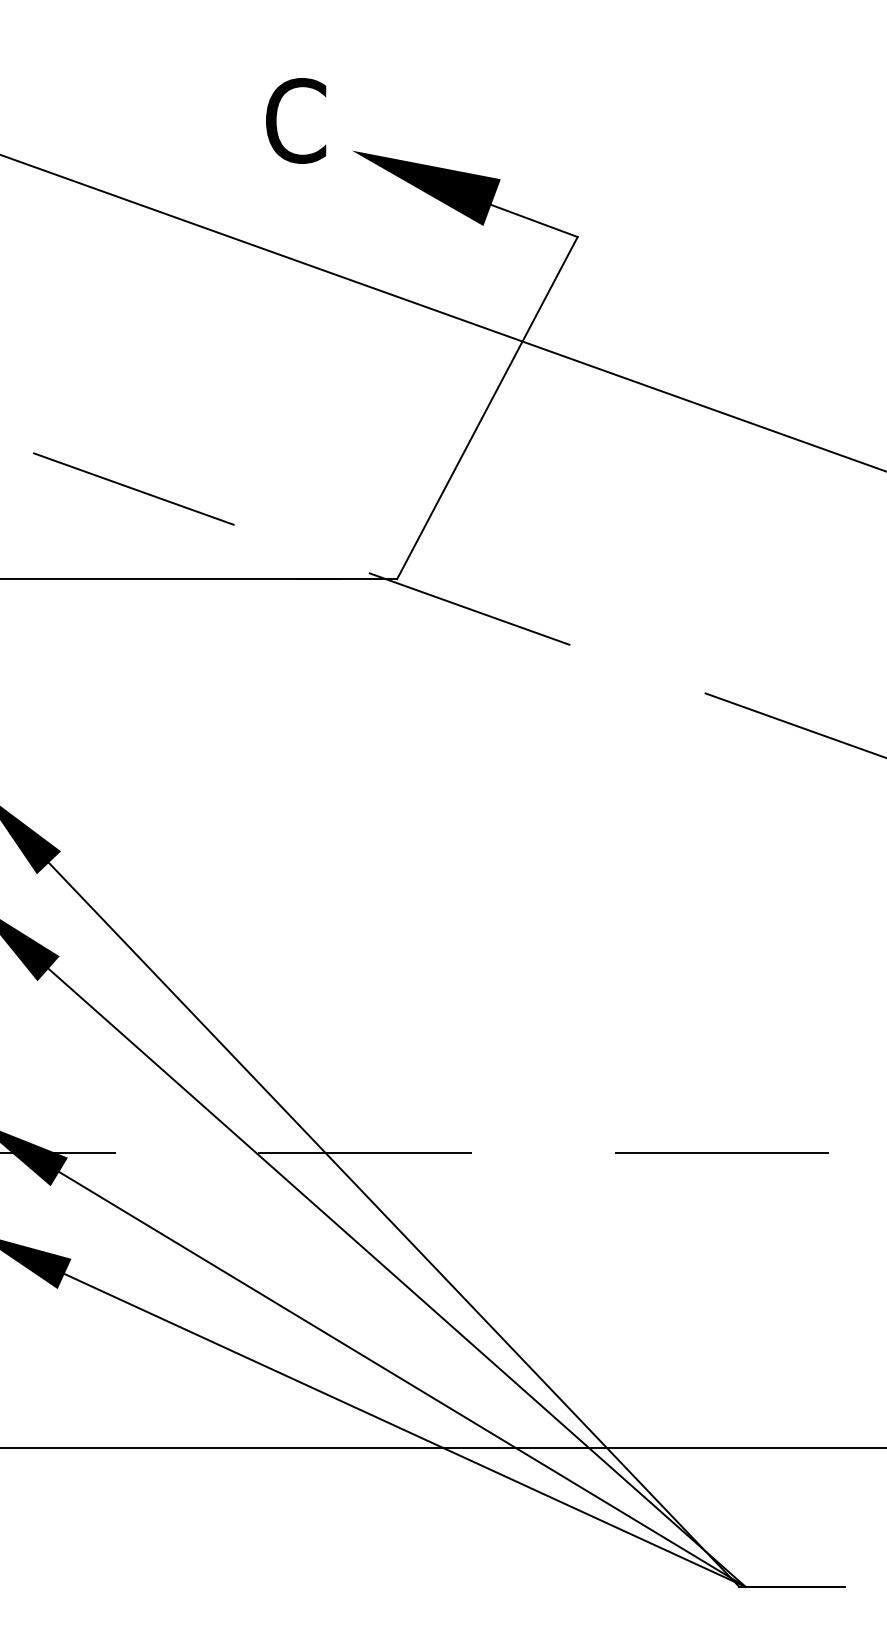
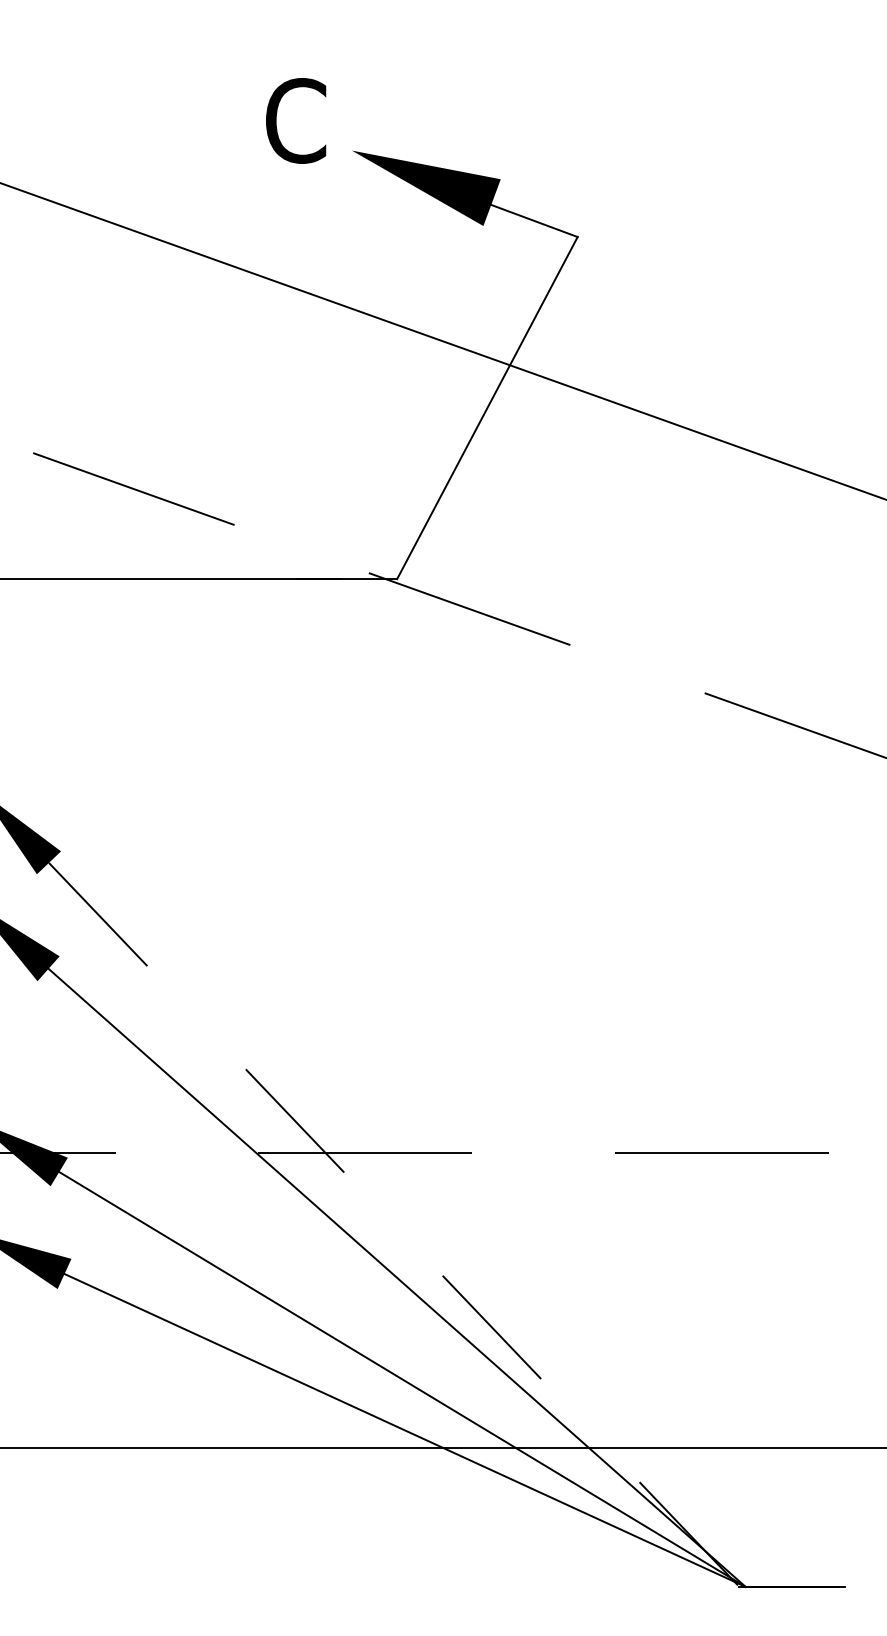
line position: (442, 312) -> (442, 340) (442, 340)
line: solid -> dashed (394, 1225)
